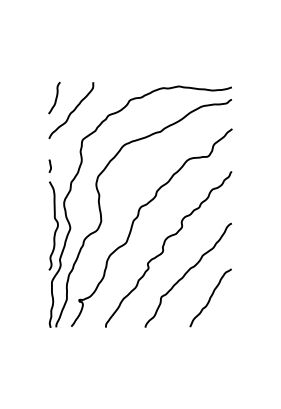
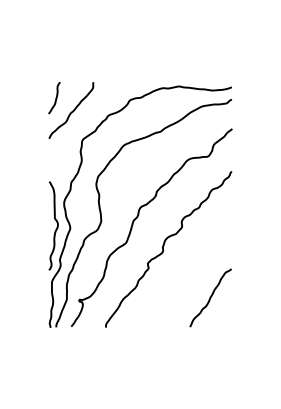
curve: present -> none (49, 165)
curve: present -> none (187, 273)
